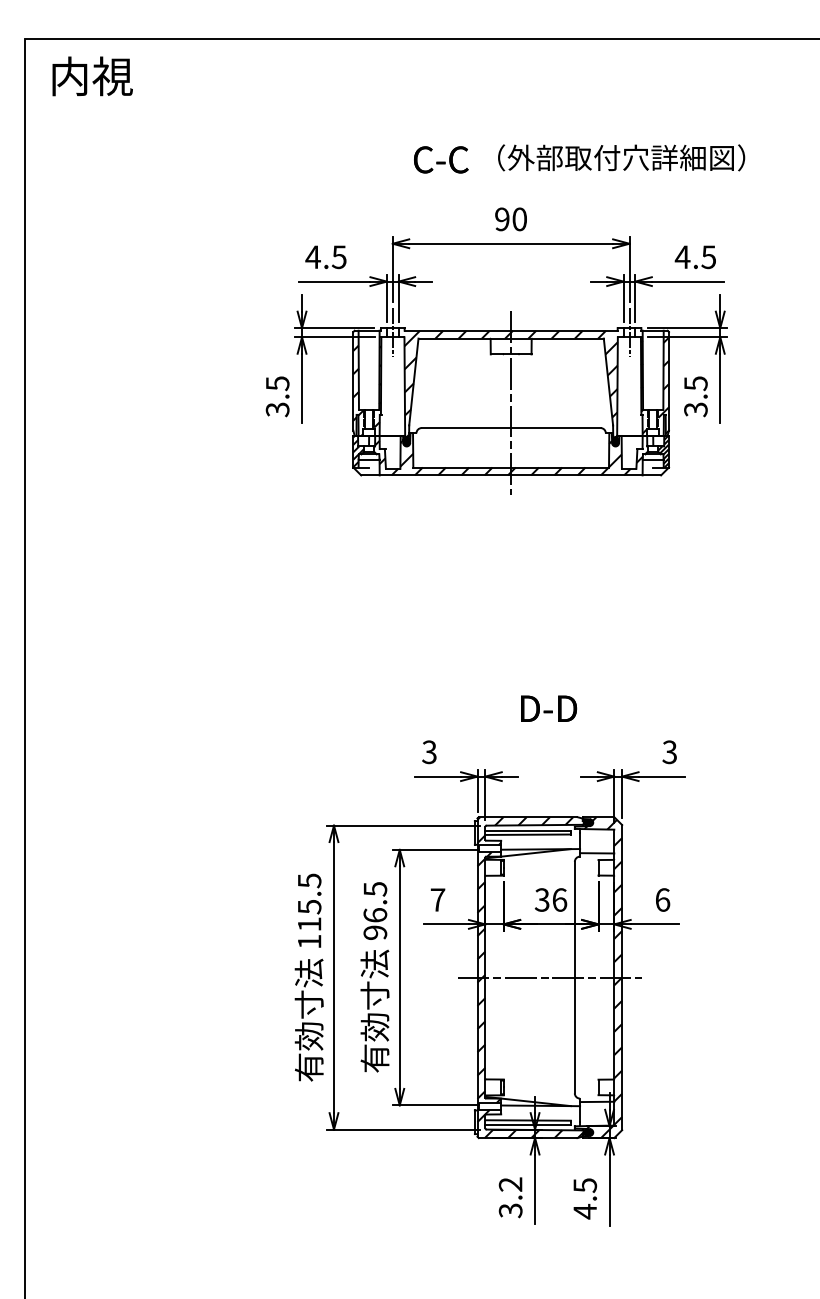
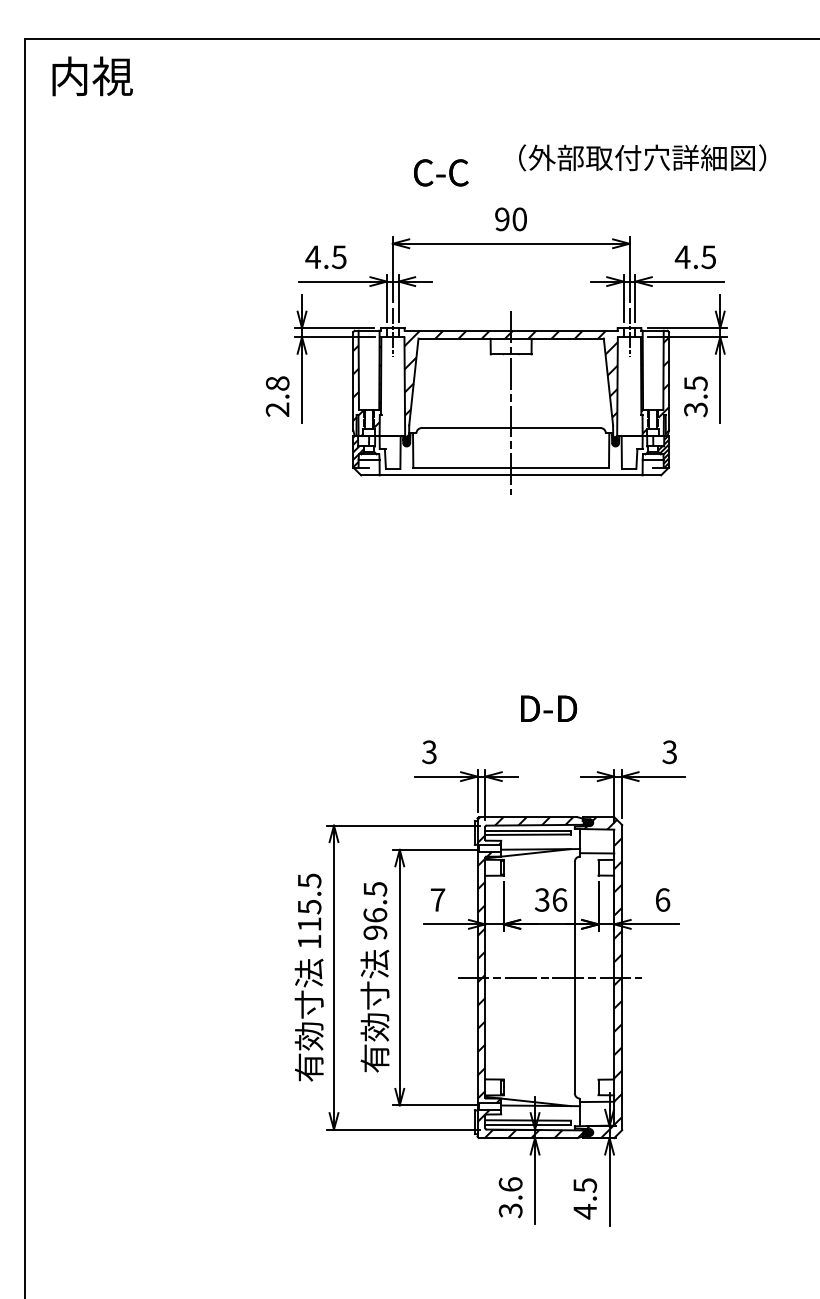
text position: (621, 157) -> (642, 157) (642, 157)
text position: (441, 159) -> (441, 172) (441, 172)
text: 3.5 -> 2.8 (277, 396)
hatch: present -> none (511, 457)
text: 3.2 -> 3.6 (510, 1184)
